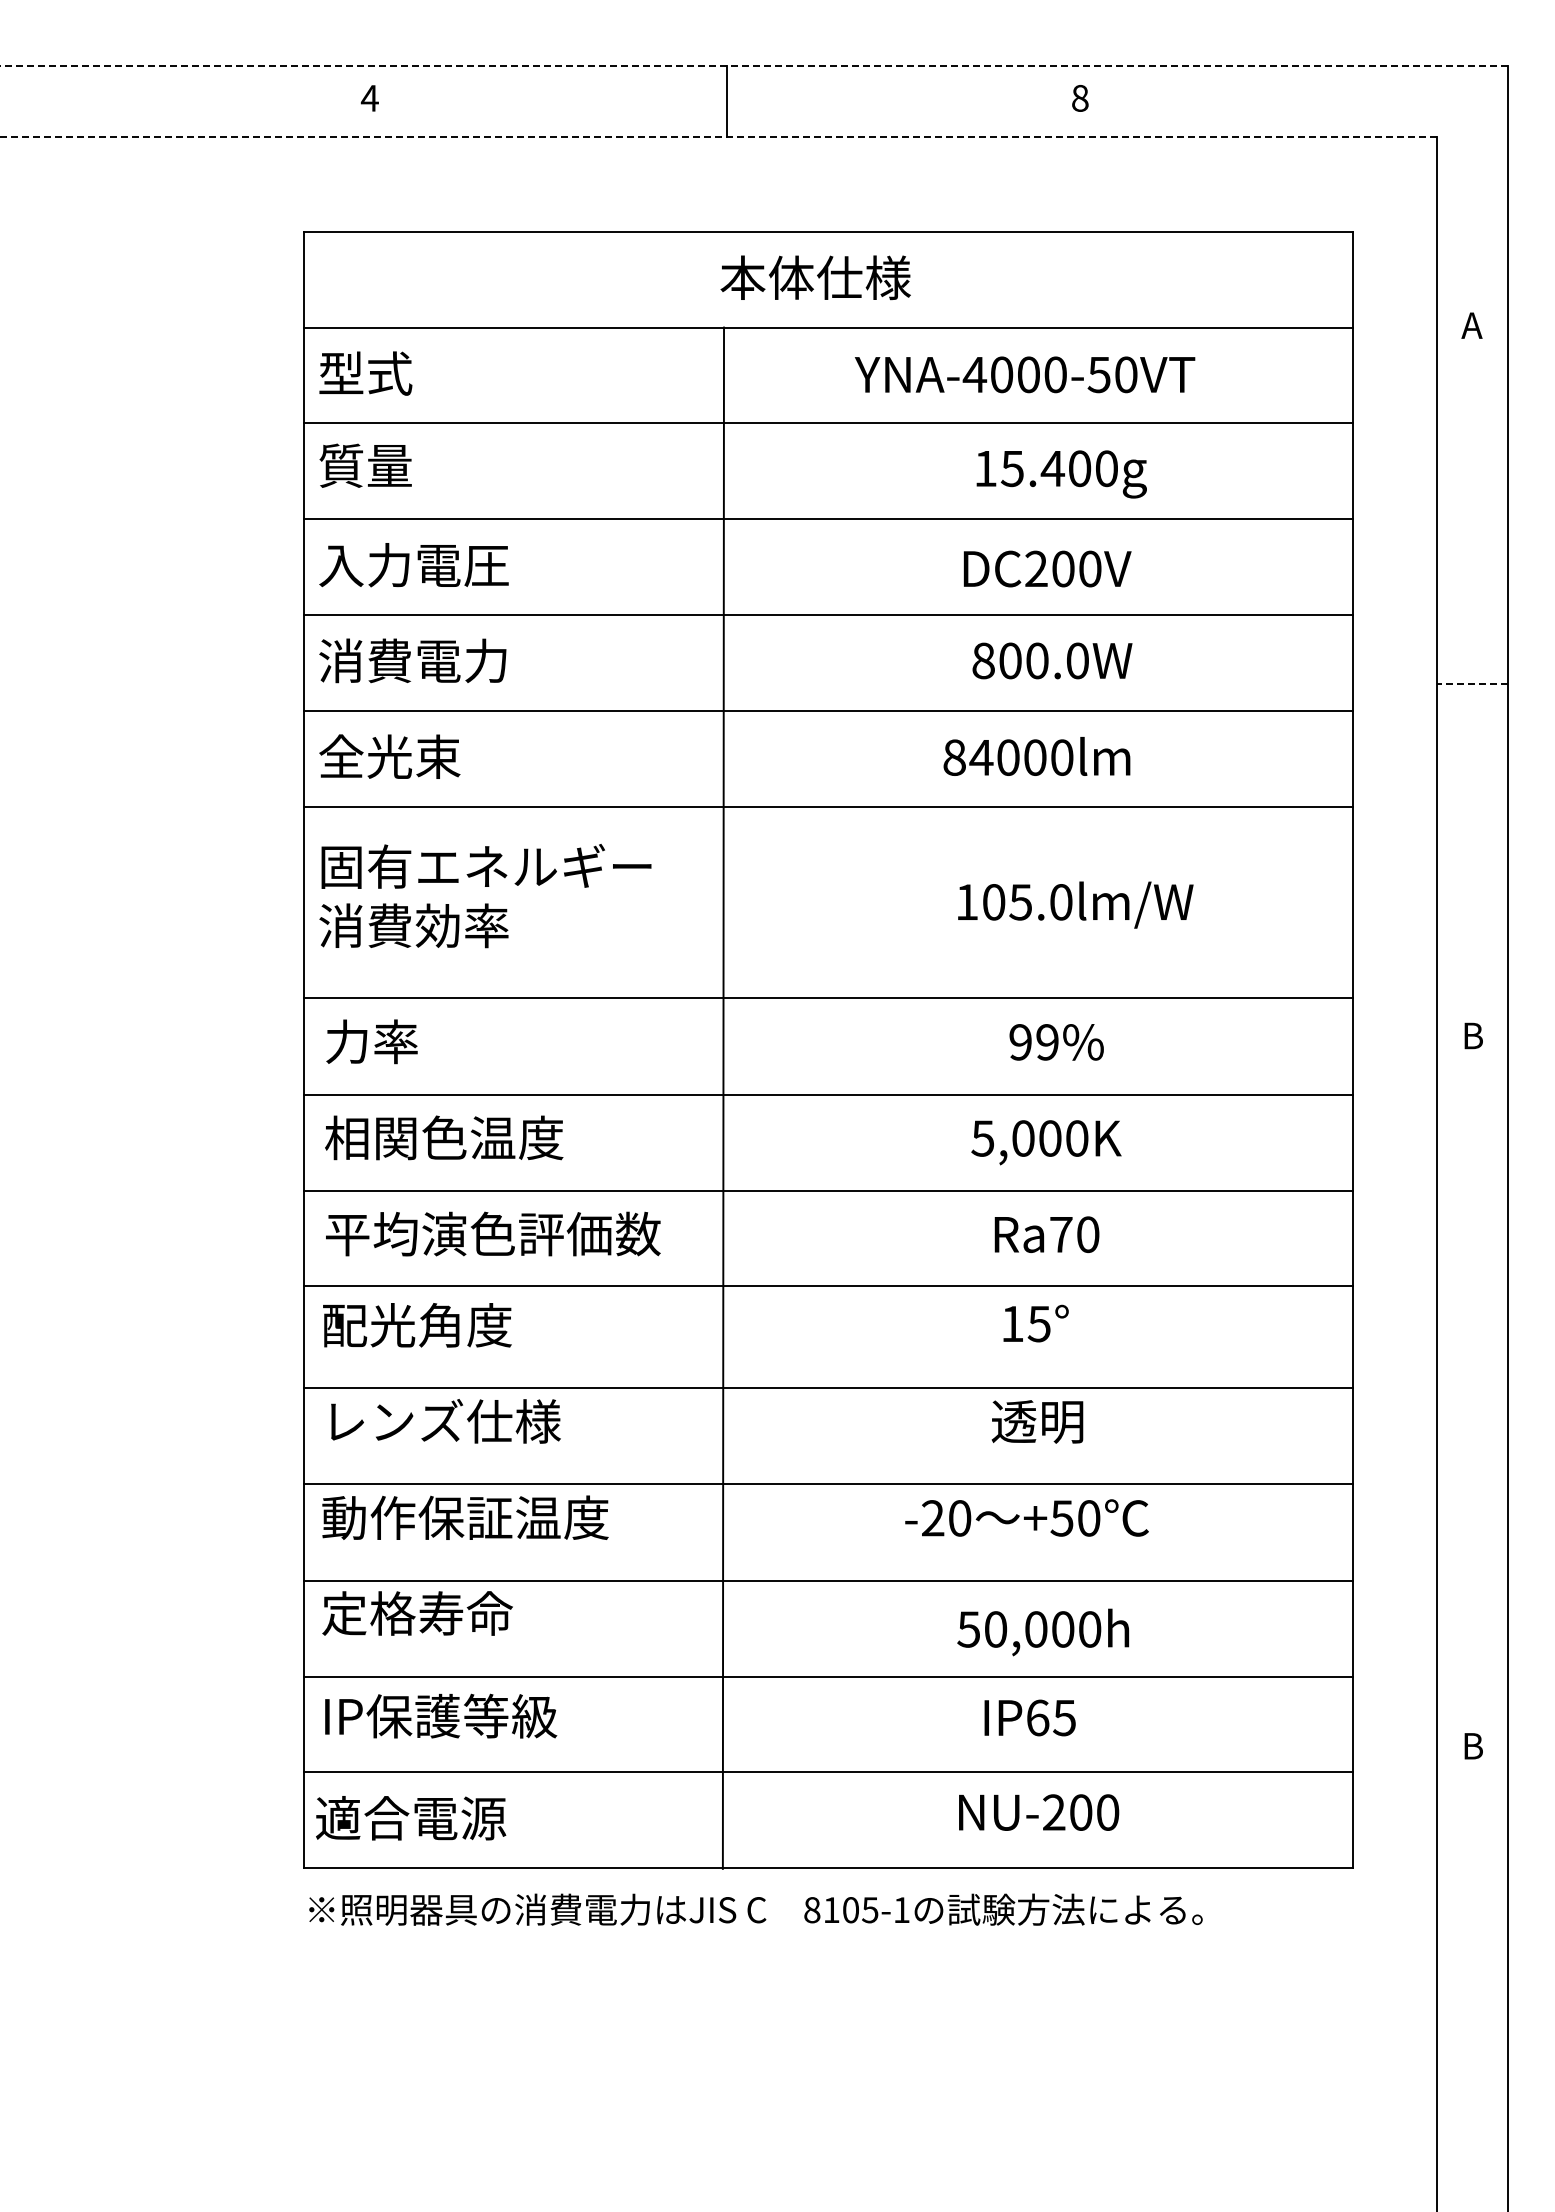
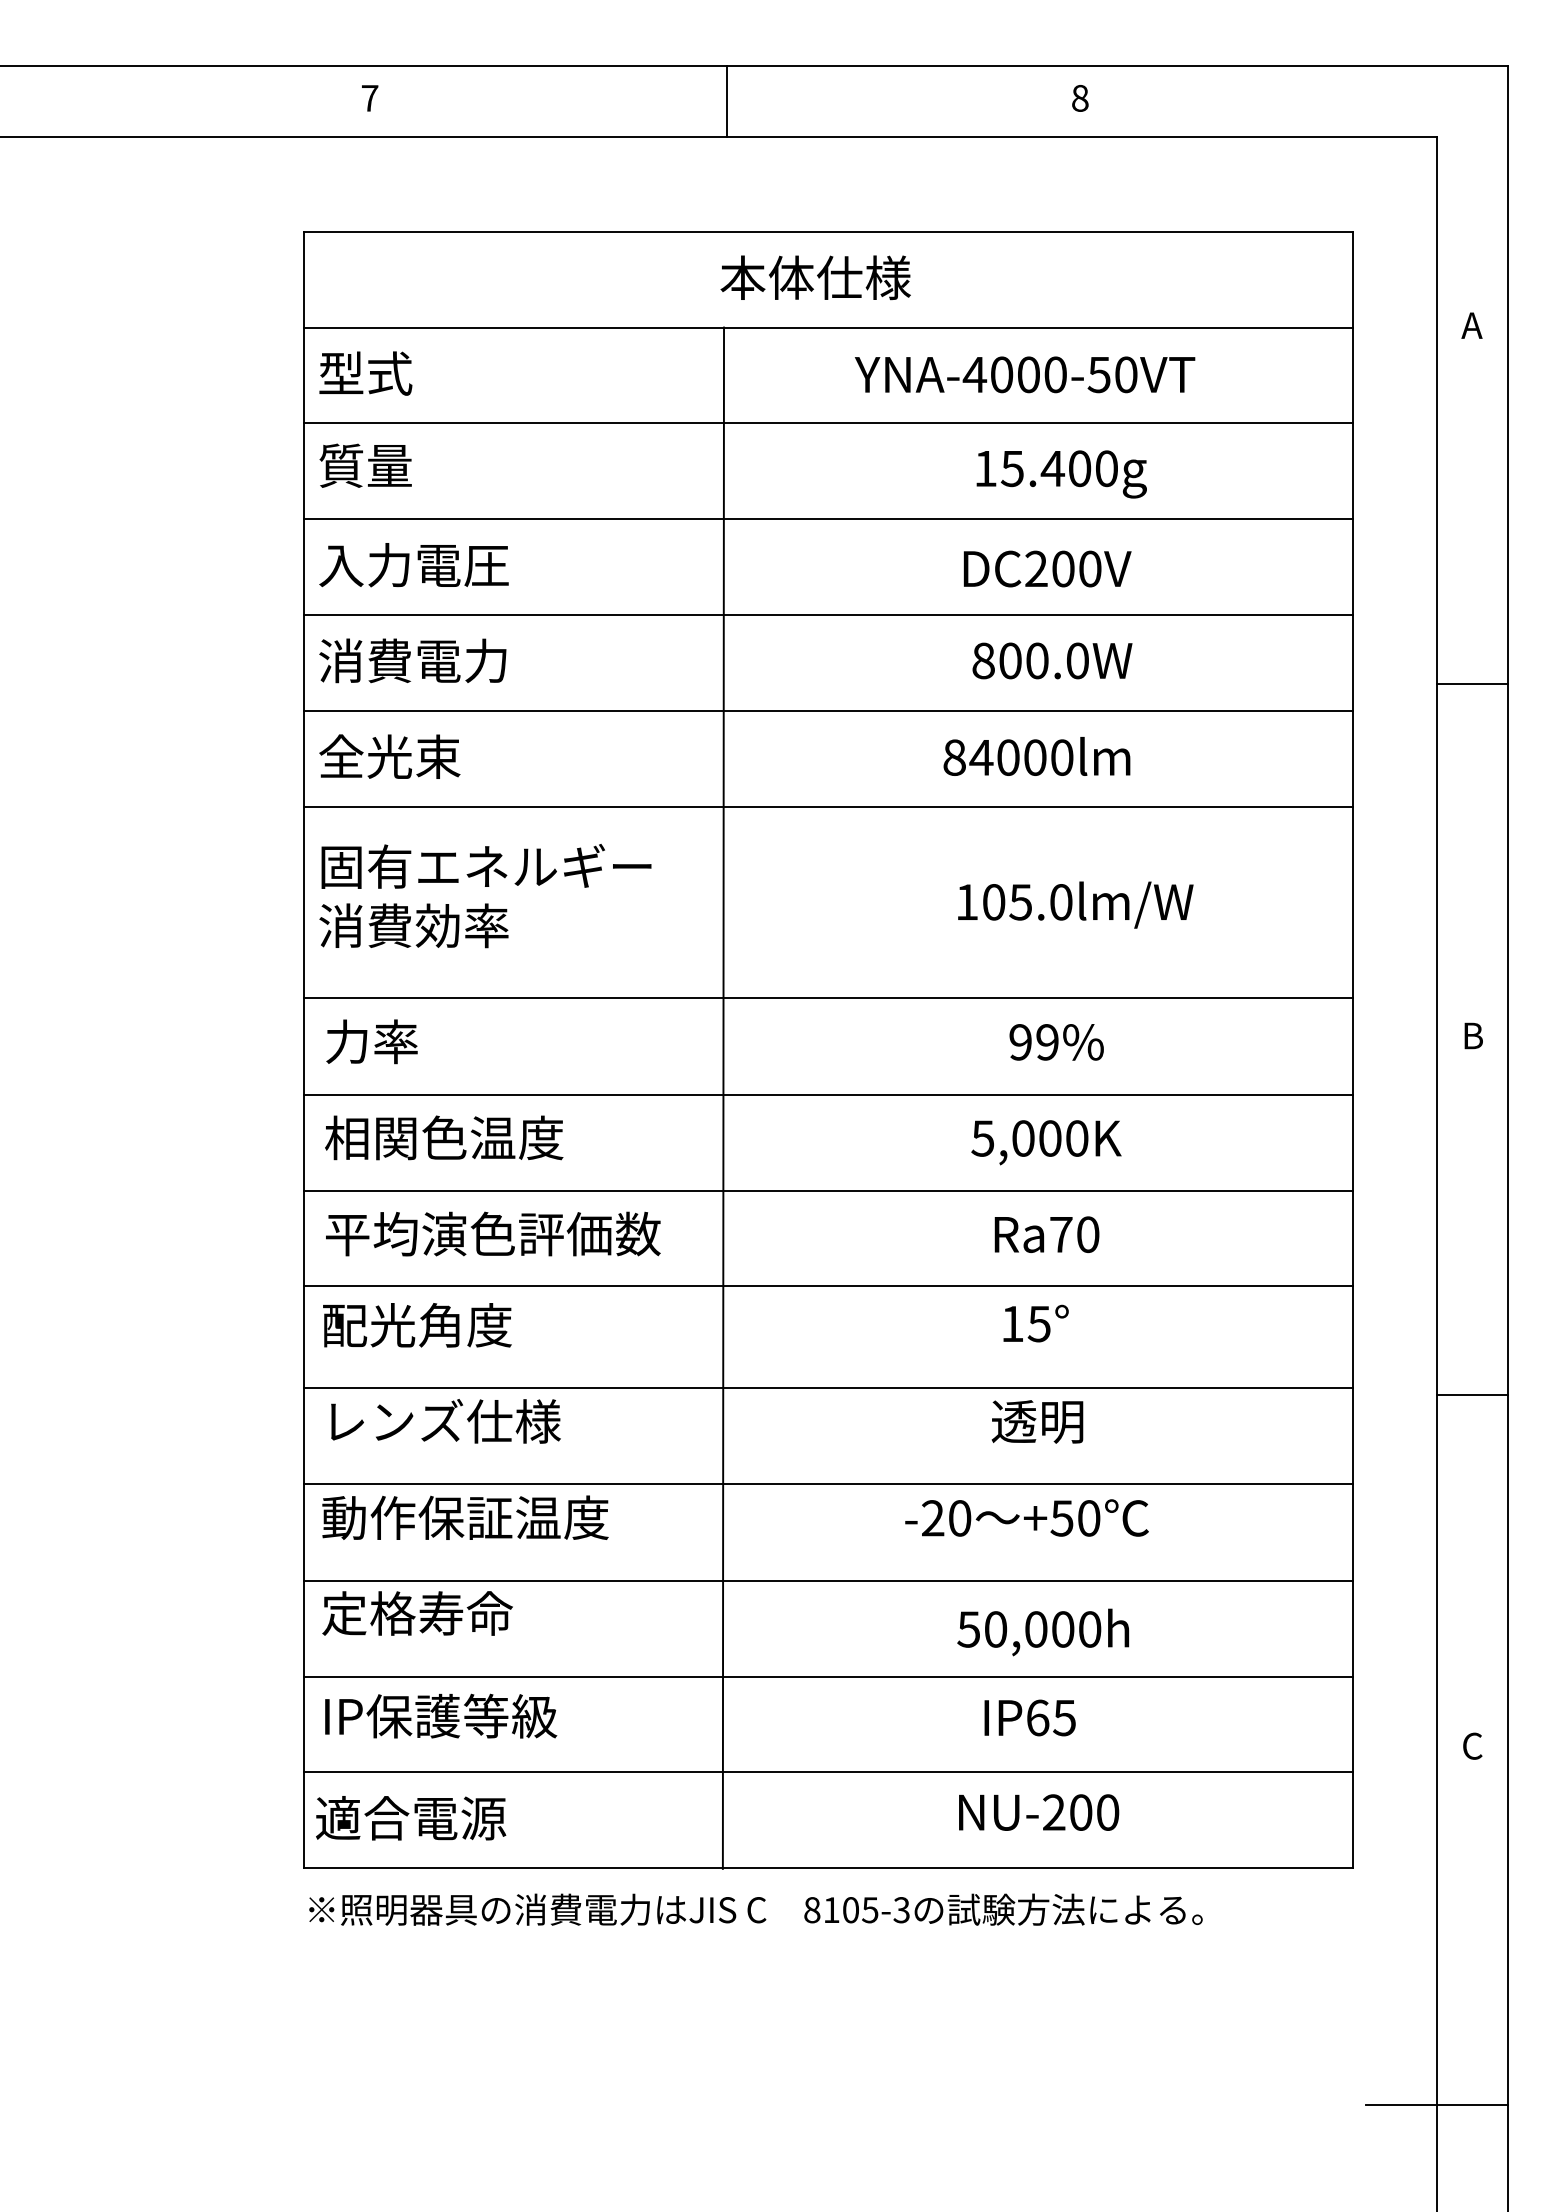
line: dashed -> solid (754, 66)
text: 4 -> 7 (369, 98)
line: dashed -> solid (718, 137)
line: dashed -> solid (1472, 684)
line: none -> present (1472, 1394)
text: B -> C (1472, 1745)
text: 8105-1 -> 8105-3 (901, 1910)
line: none -> present (1437, 2104)
